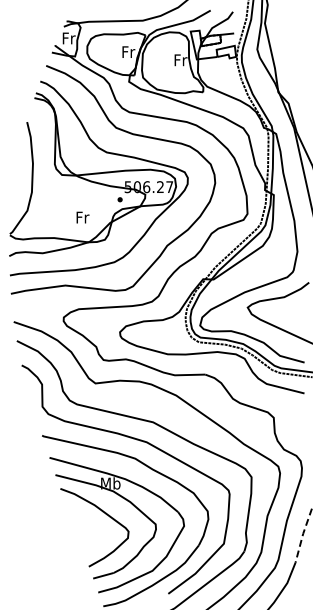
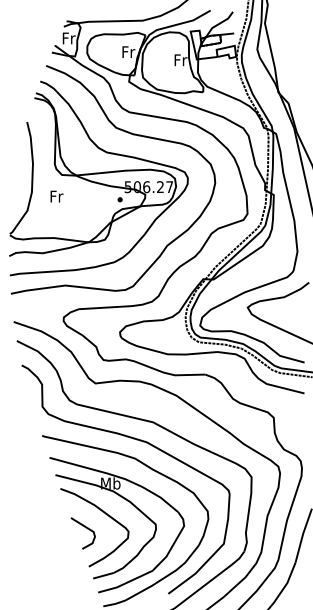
text position: (82, 217) -> (56, 196) (56, 196)
line: none -> present (84, 527)
line: dashed -> solid (302, 535)
